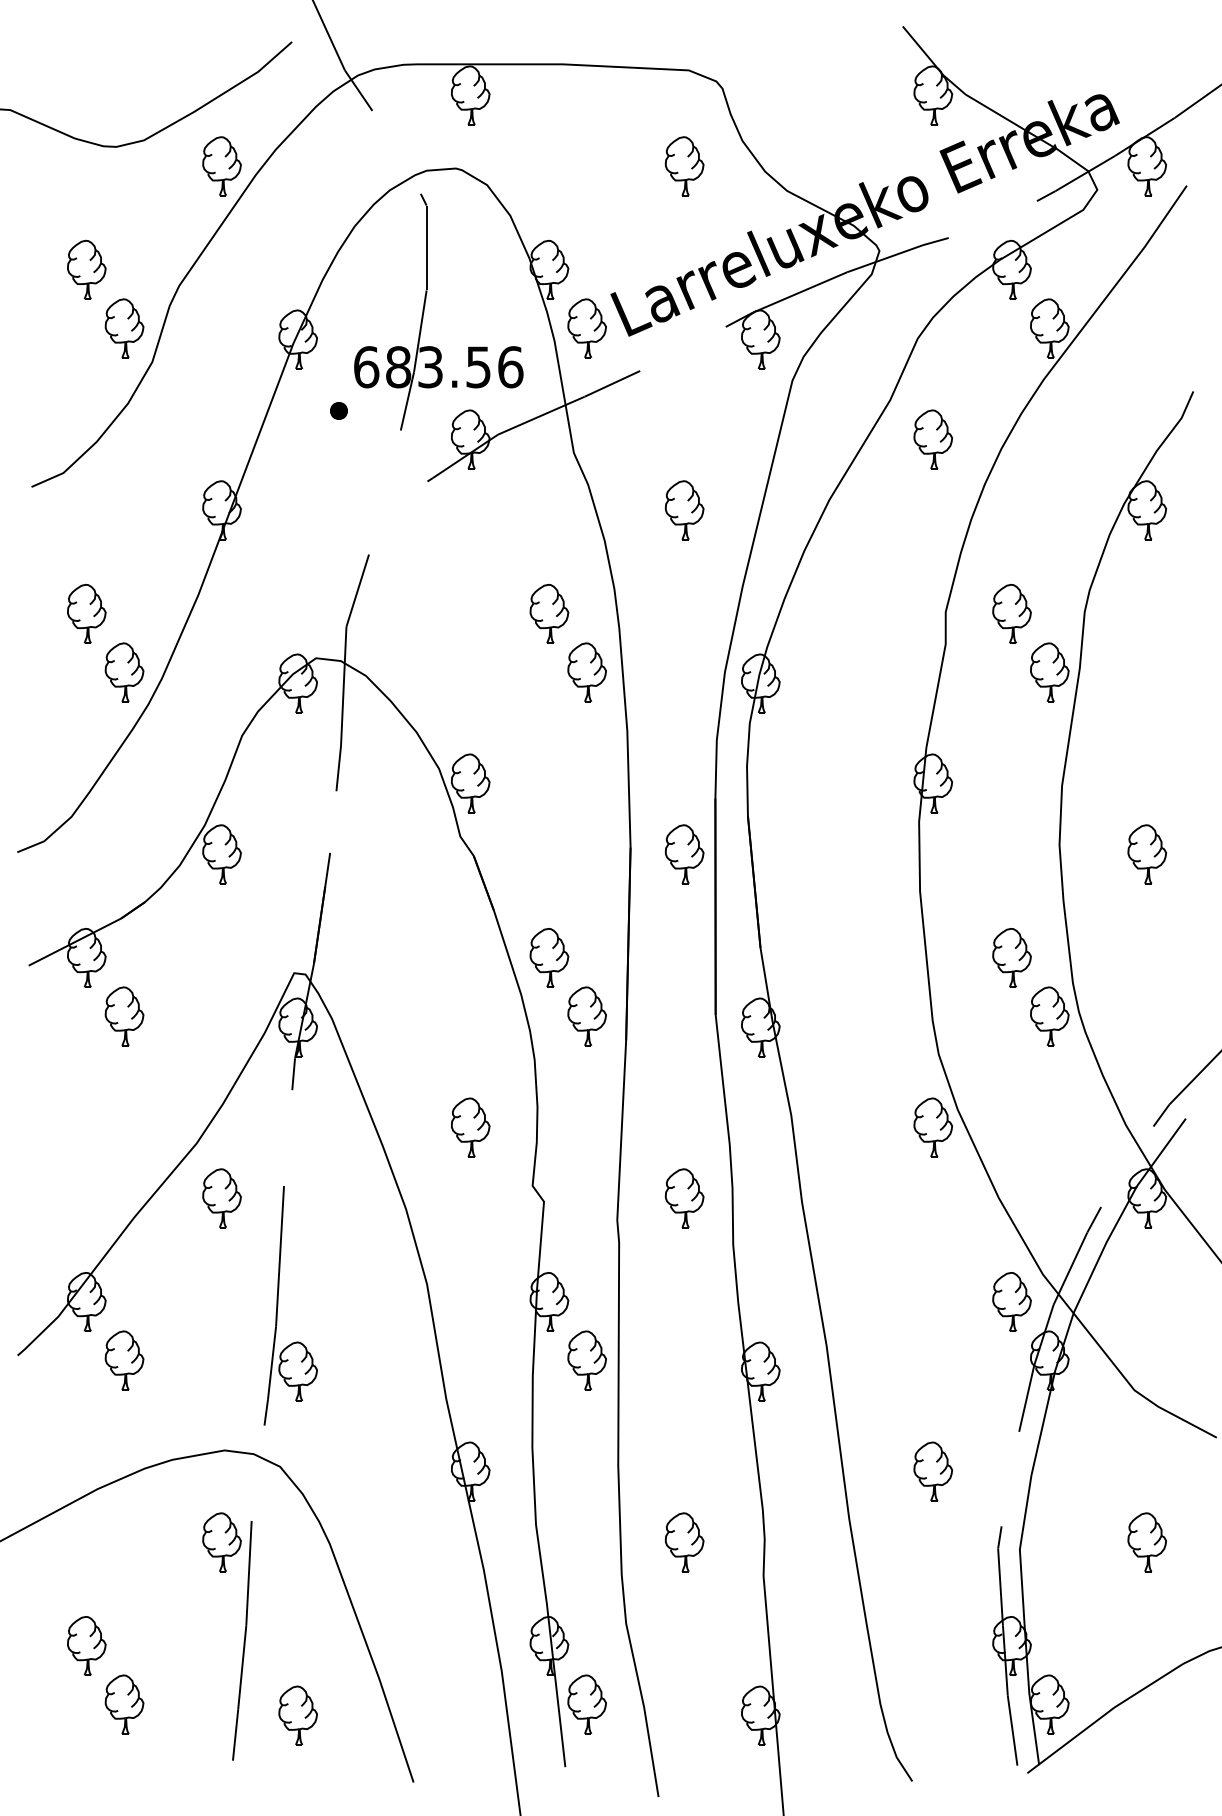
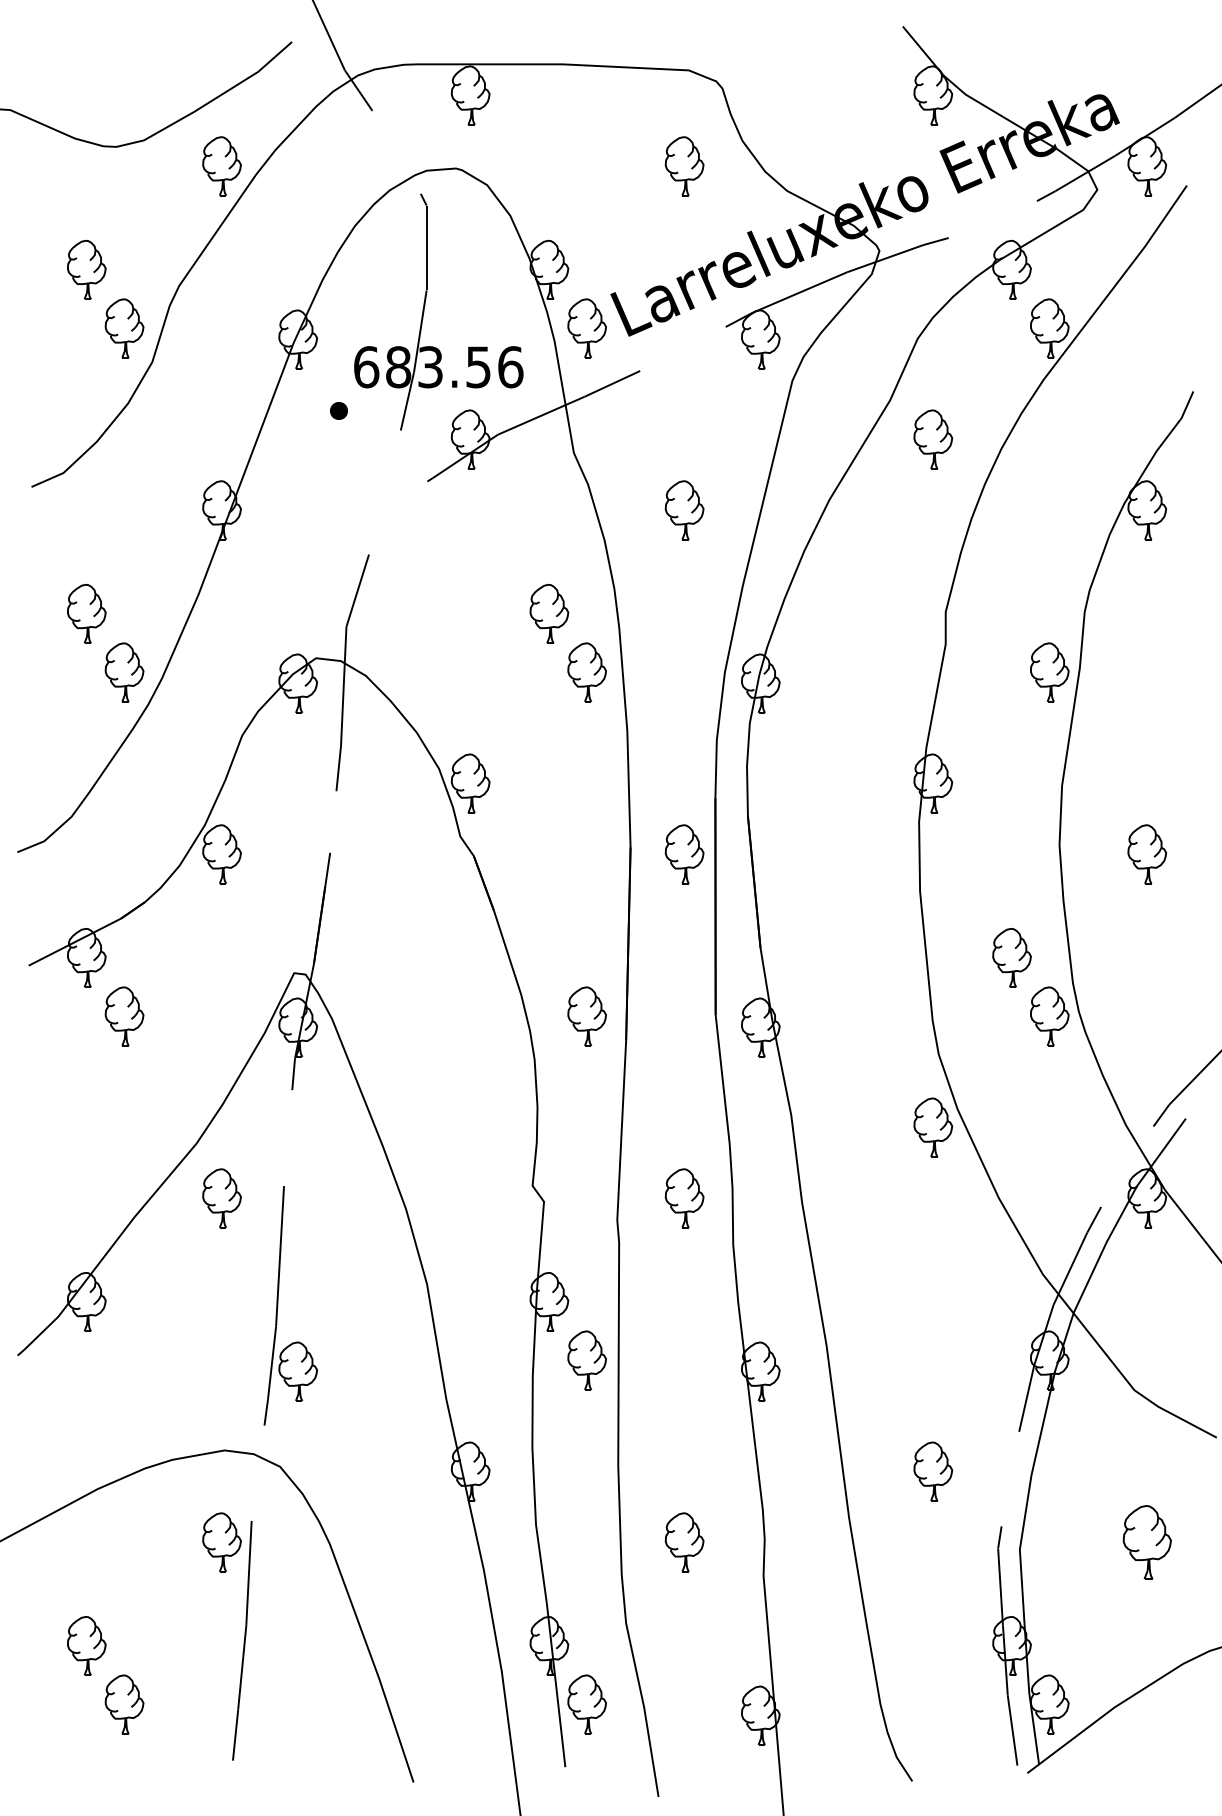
part: present -> none (1011, 613)
part: present -> none (549, 957)
part: present -> none (470, 1127)
part: present -> none (1011, 1301)
part: present -> none (124, 1360)
part size: 40x61 px -> 50x75 px (1146, 1542)
part: present -> none (297, 1715)
